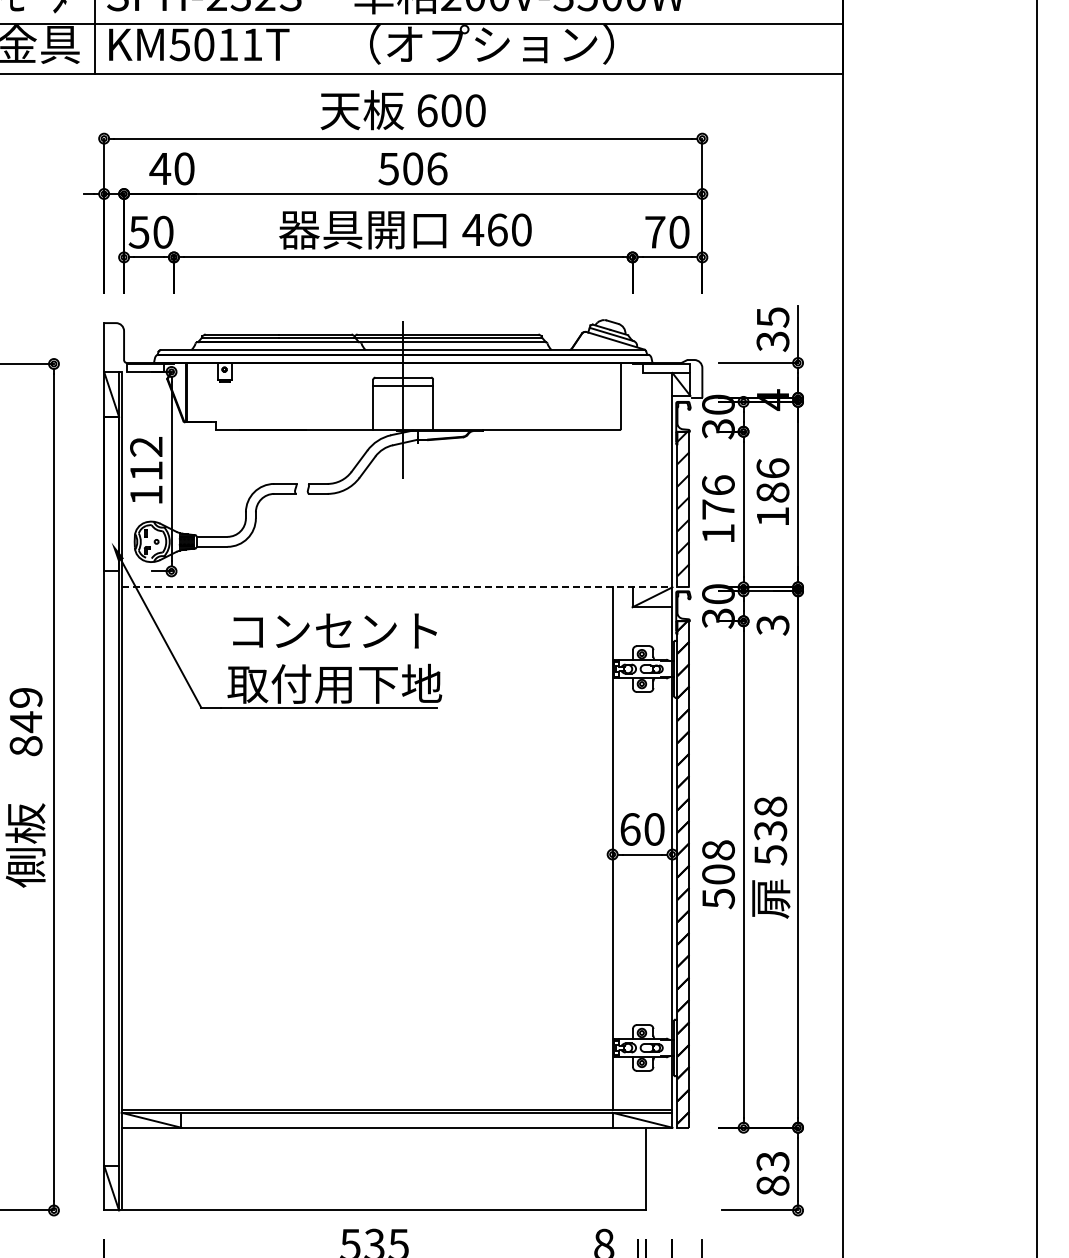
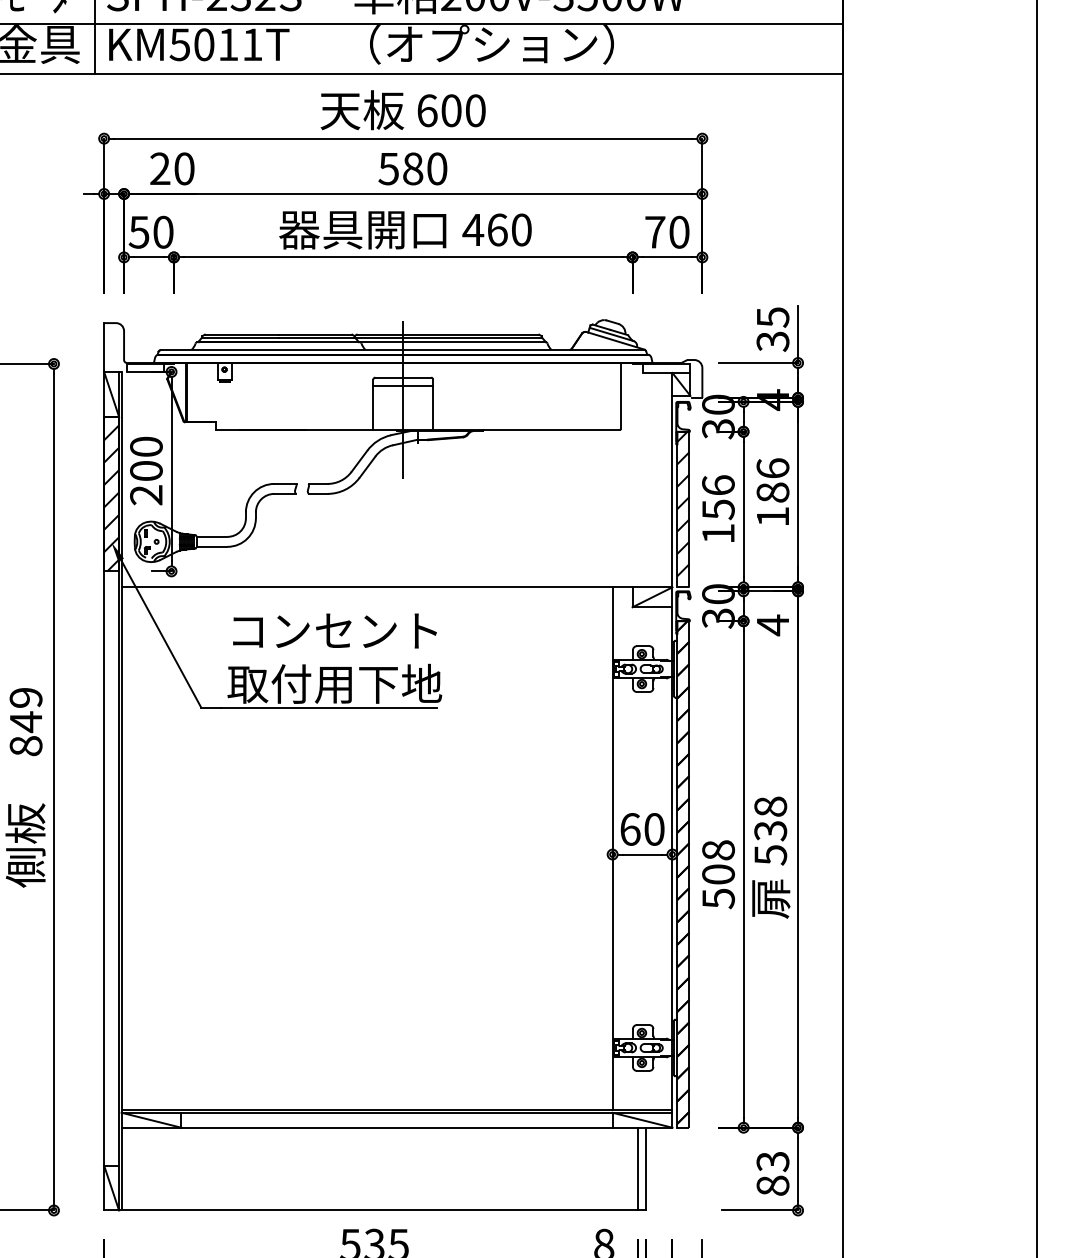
text: 40 -> 20 (160, 168)
text: 506 -> 580 (425, 168)
text: 112 -> 200 (146, 470)
hatch: none -> present (111, 493)
text: 176 -> 156 (718, 509)
line: dashed -> solid (397, 587)
text: 3 -> 4 (772, 625)
line: none -> present (637, 1168)
